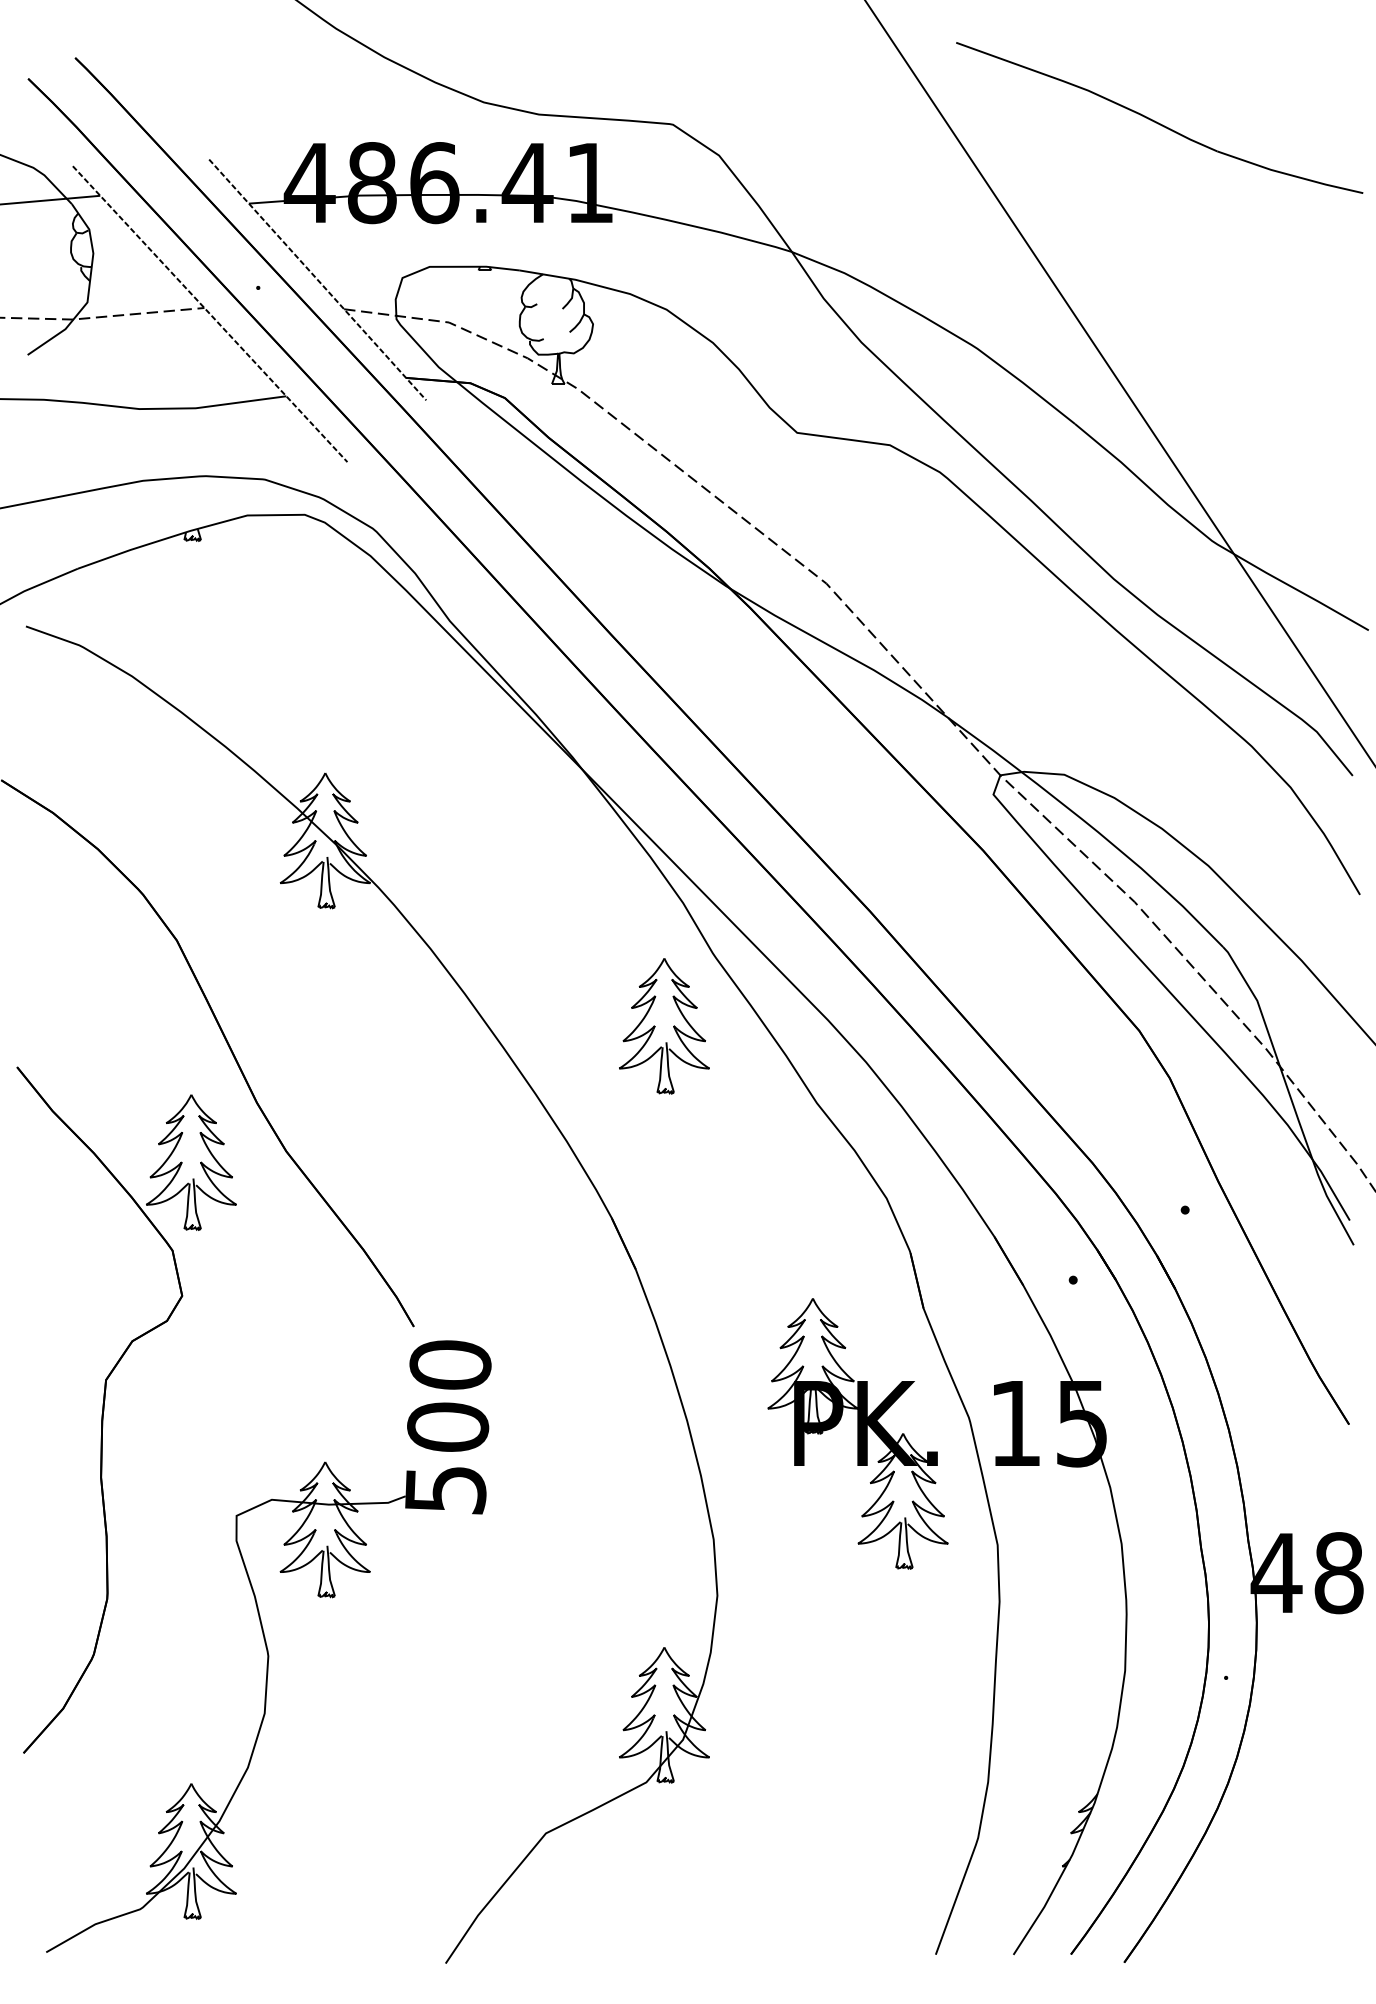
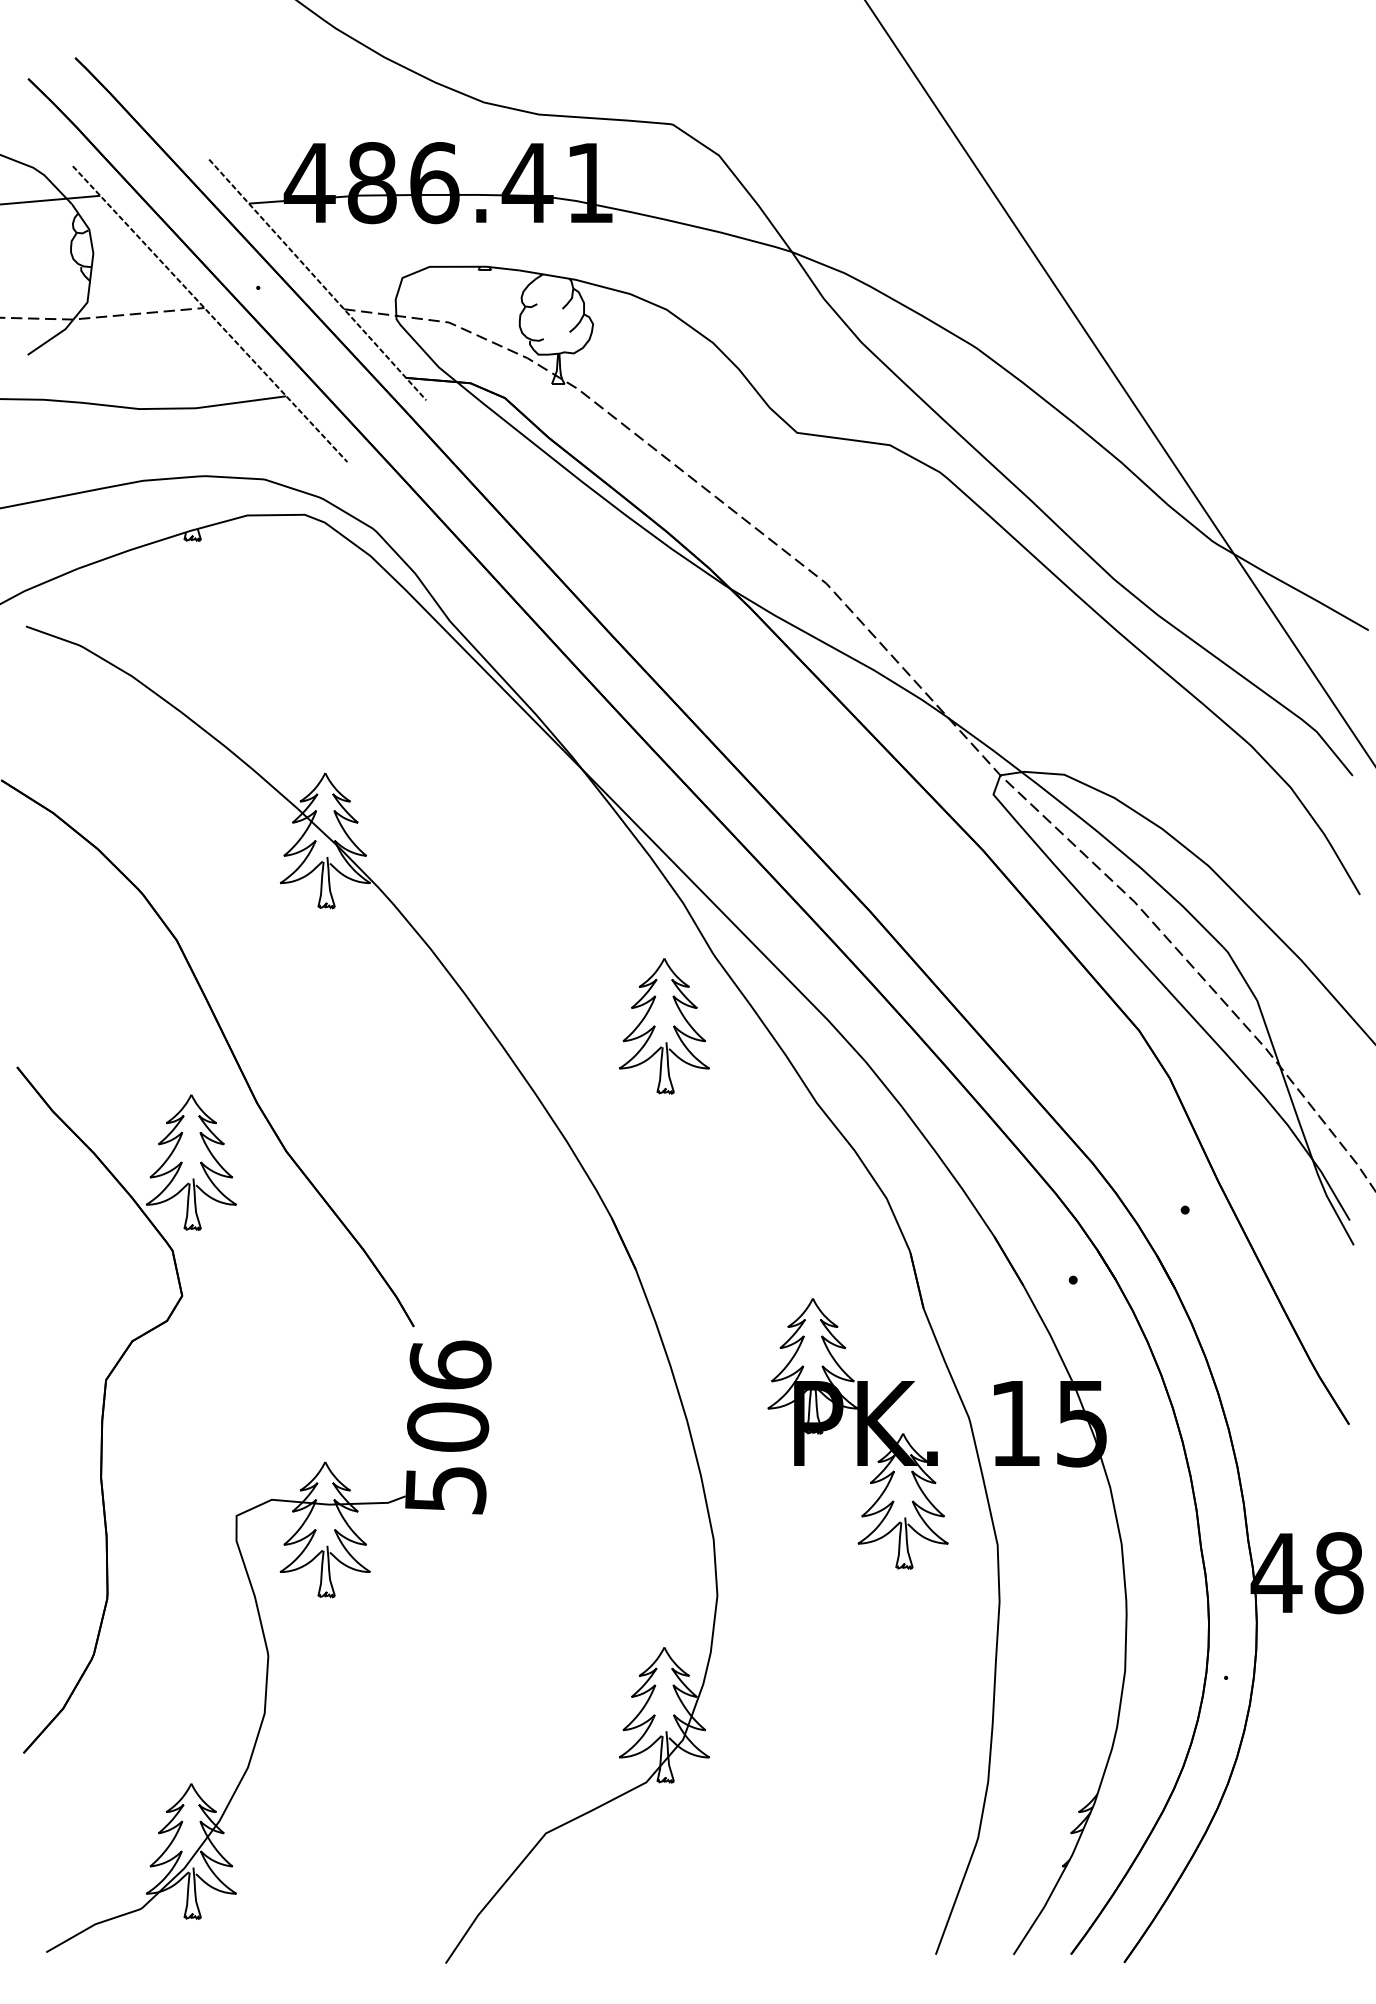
part: present -> none (1159, 117)
text: 500 -> 506 (450, 1364)
